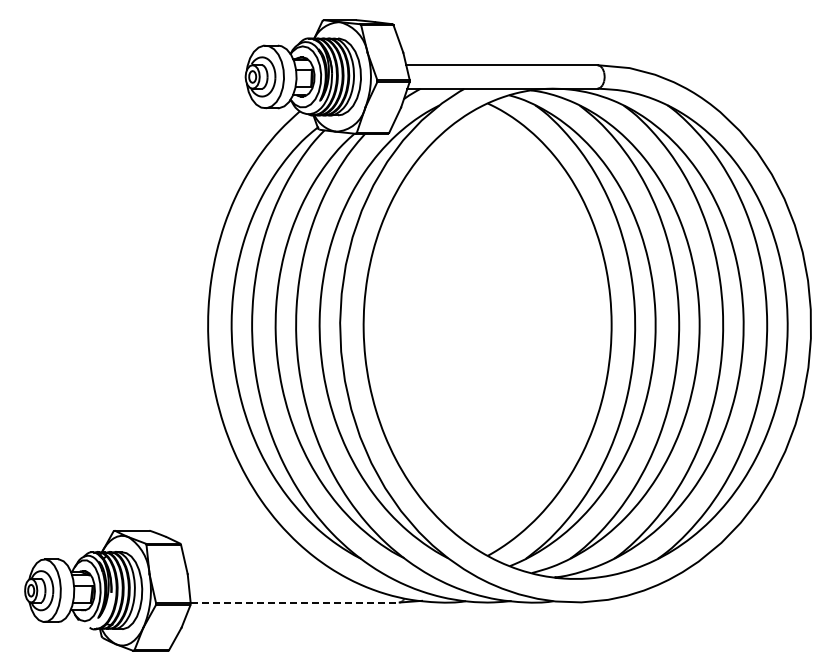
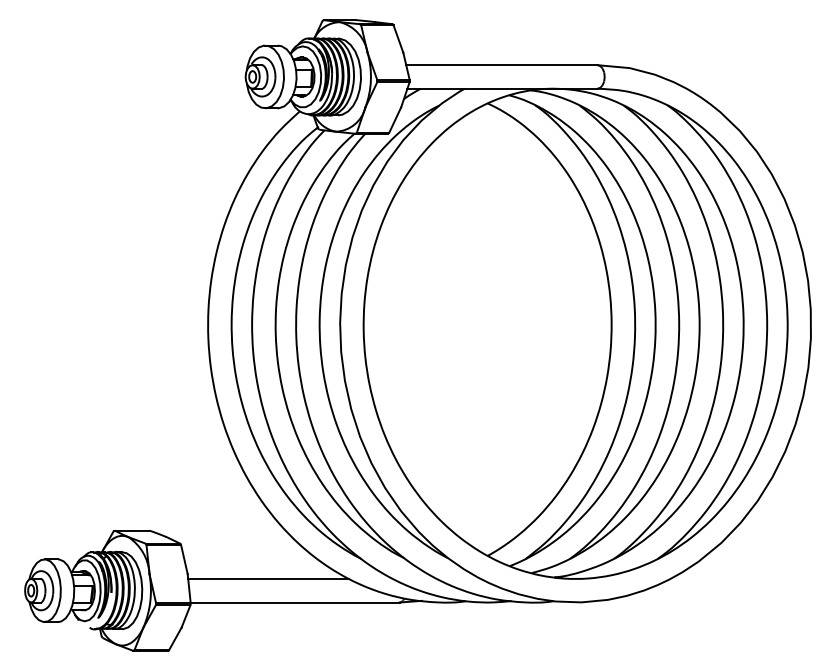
line: none -> present (268, 578)
line: dashed -> solid (295, 602)
